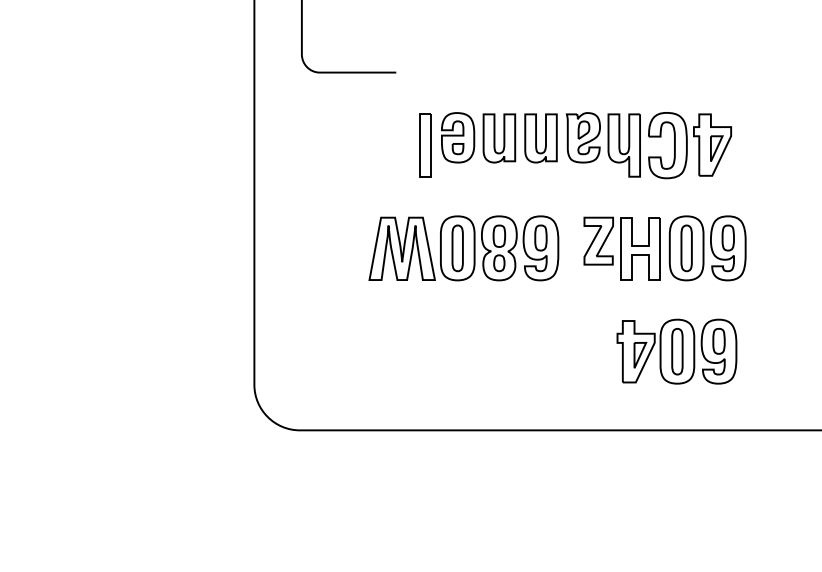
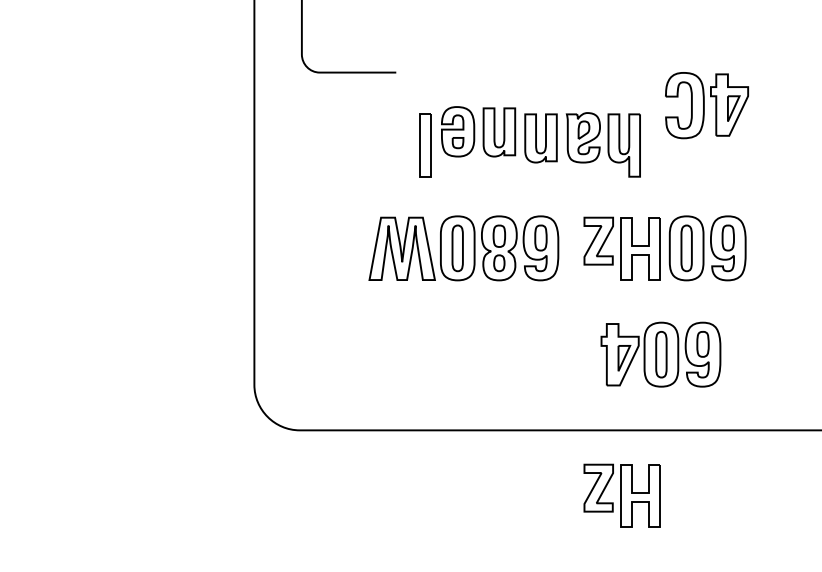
part position: (478, 137) -> (478, 131) (478, 131)
part position: (689, 145) -> (706, 105) (706, 105)
part position: (676, 351) -> (660, 354) (660, 354)
part: none -> present (621, 495)
